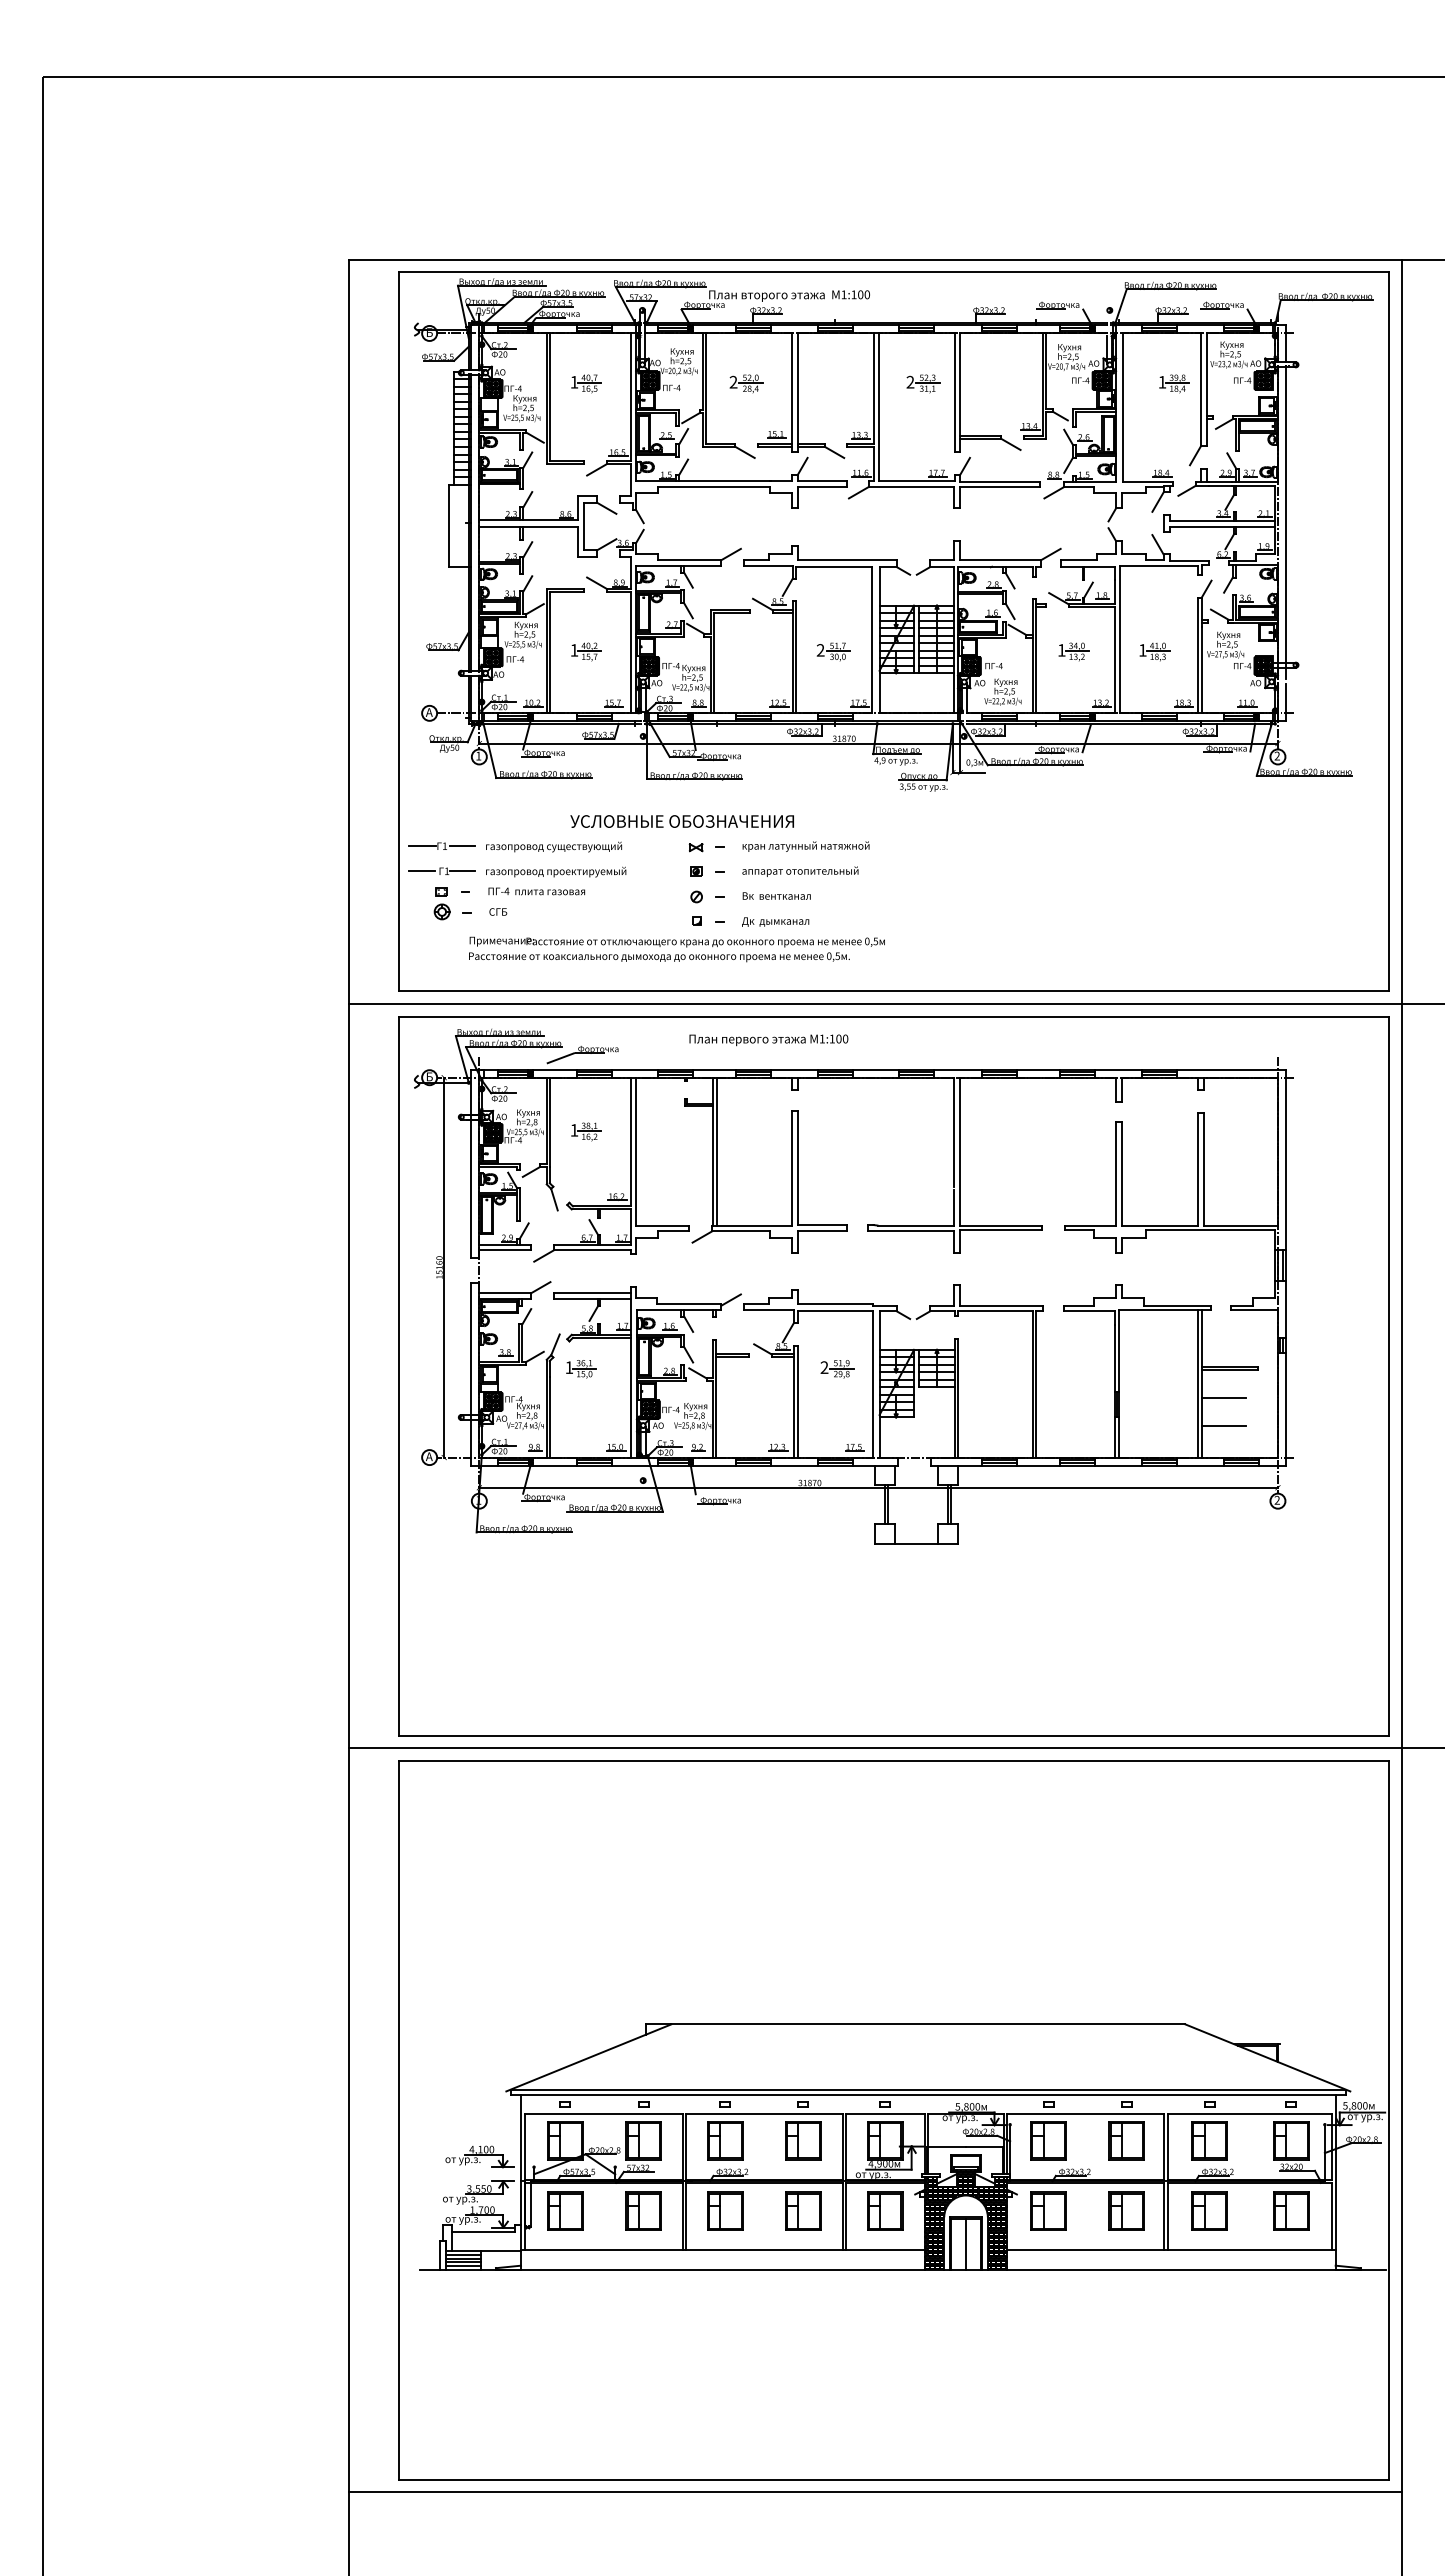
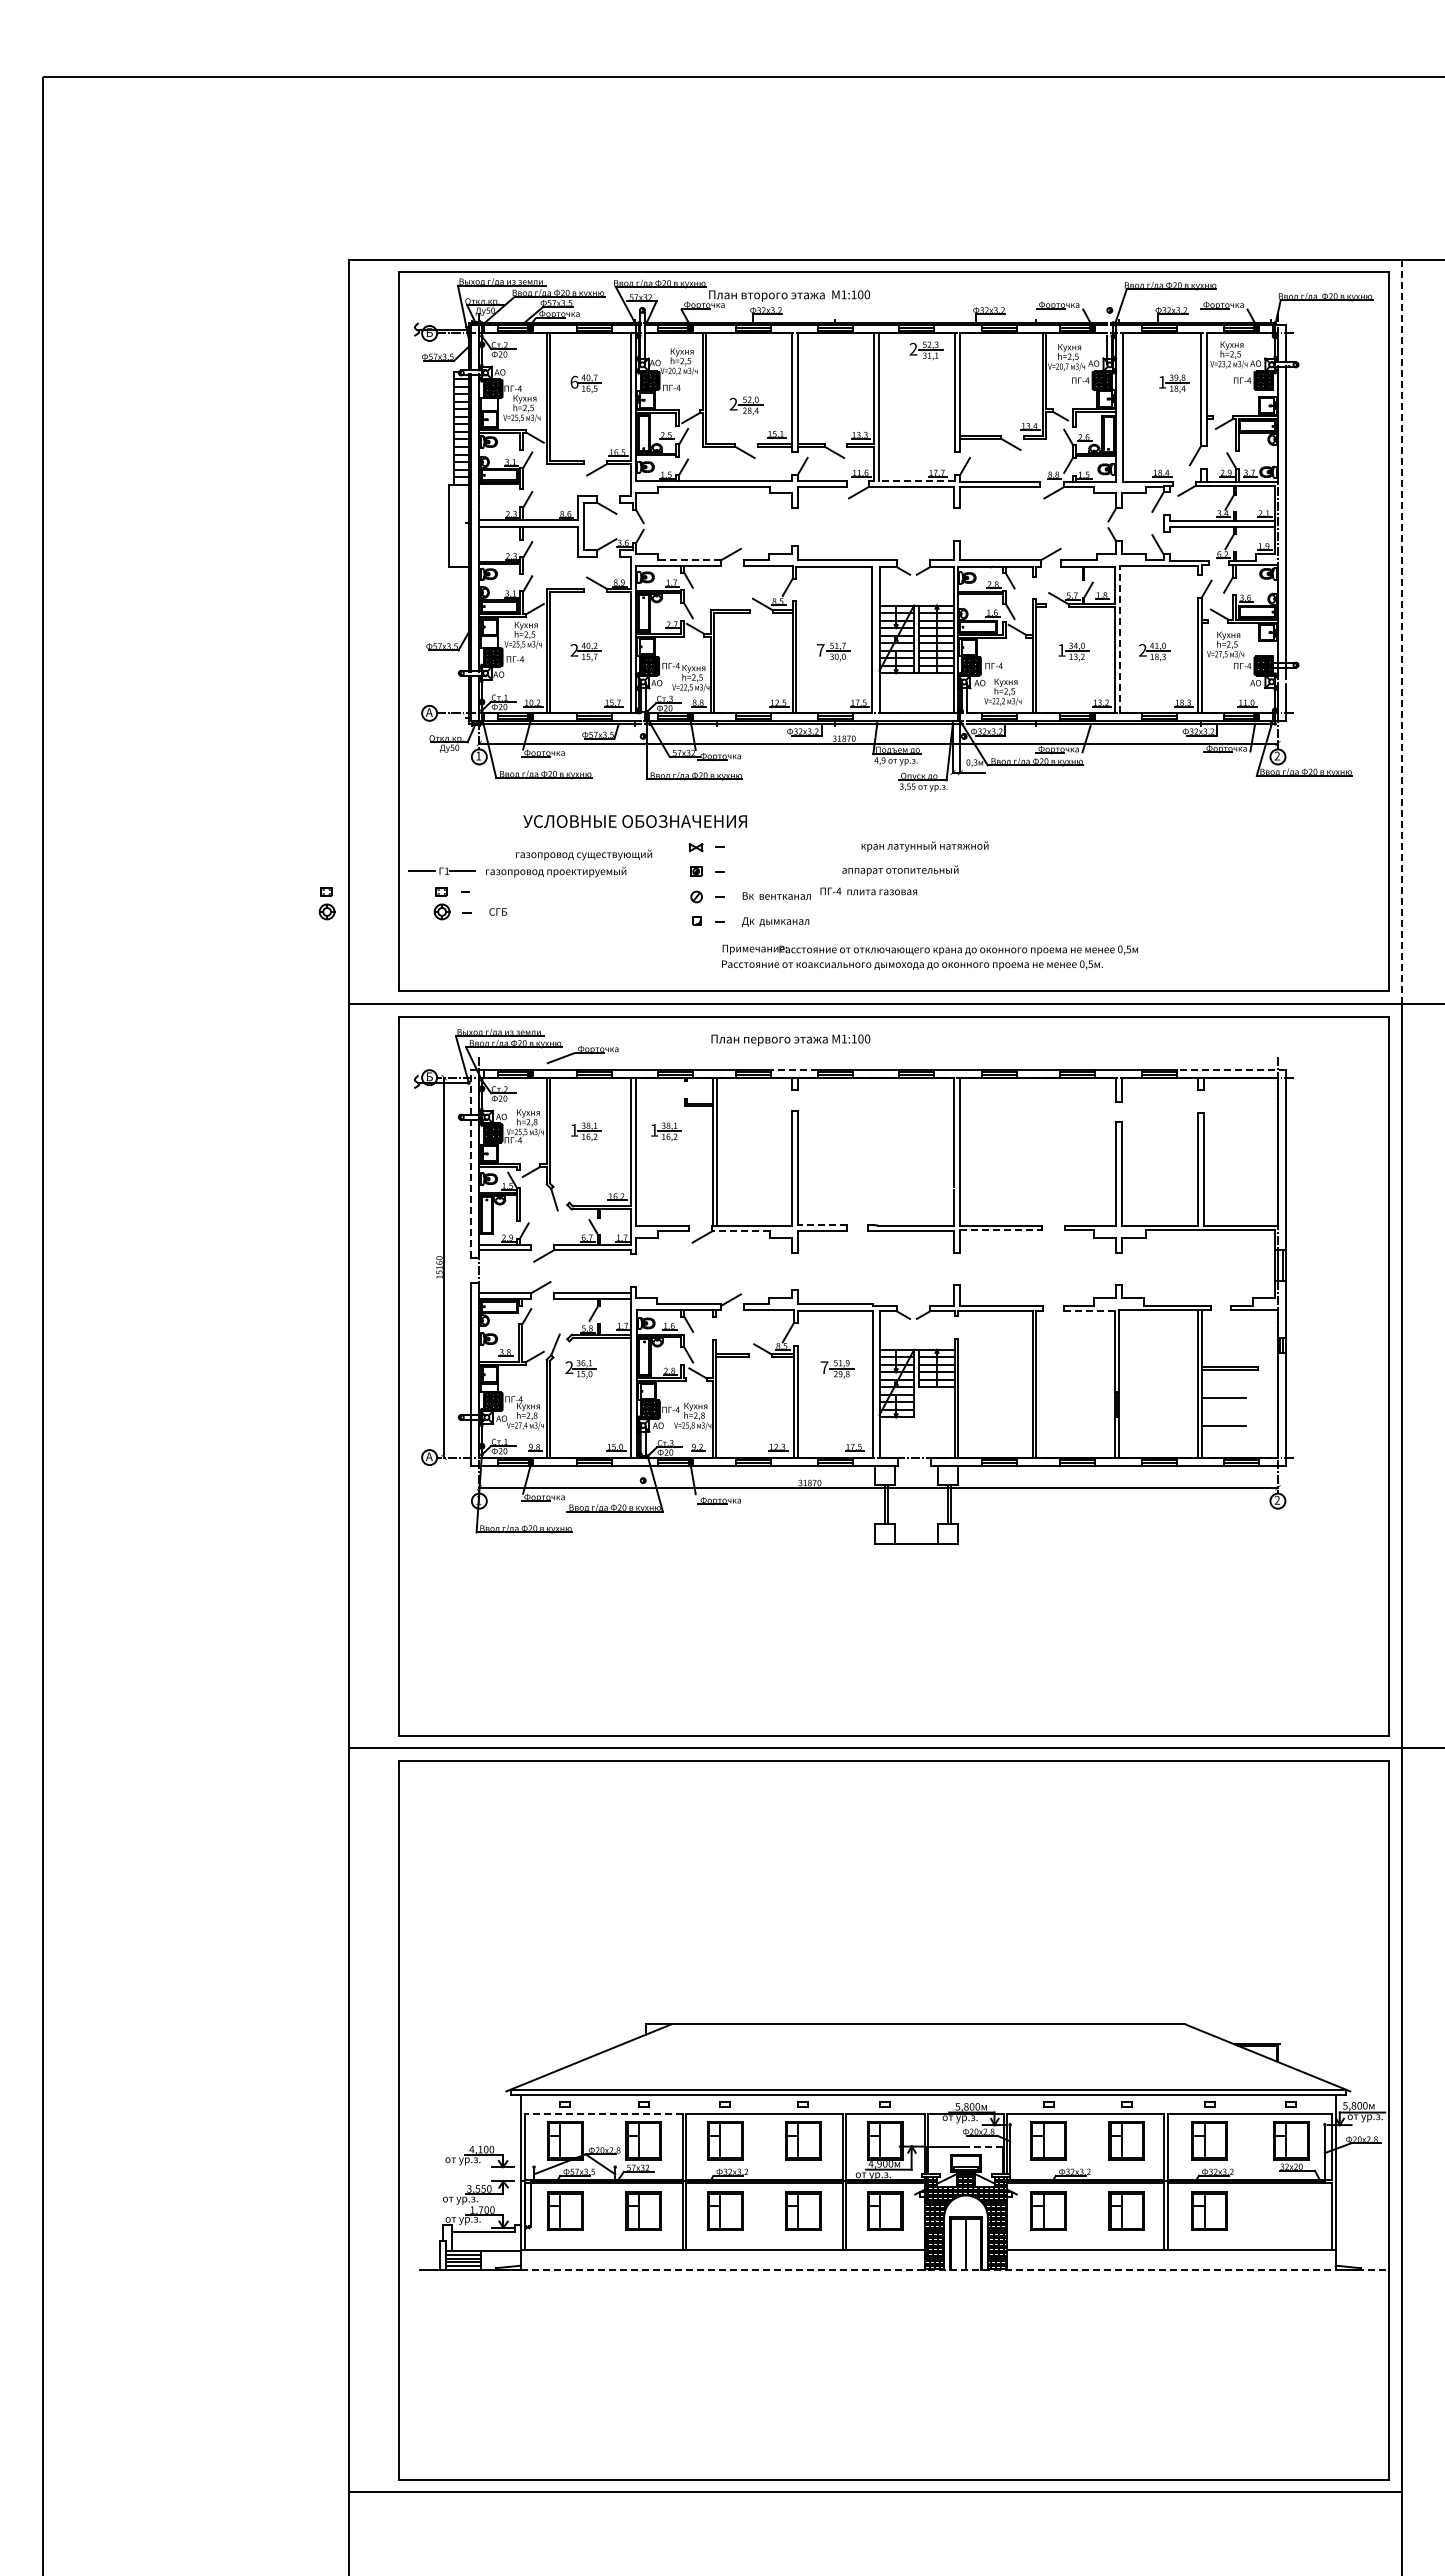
text: 1 -> 6 (574, 381)
part position: (746, 383) -> (746, 405) (746, 405)
part position: (923, 383) -> (926, 350) (926, 350)
line: solid -> dashed (917, 481)
line: solid -> dashed (689, 560)
line: solid -> dashed (1401, 632)
line: solid -> dashed (1119, 639)
text: 1 -> 2 (574, 650)
text: 2 -> 7 (820, 650)
text: 1 -> 2 (1142, 650)
text position: (681, 821) -> (634, 821) (634, 821)
part: present -> none (441, 845)
text position: (553, 846) -> (583, 854) (583, 854)
text position: (805, 846) -> (924, 846) (924, 846)
text position: (800, 871) -> (900, 870) (900, 870)
text position: (536, 891) -> (868, 891) (868, 891)
part: none -> present (326, 903)
text position: (676, 949) -> (929, 957) (929, 957)
text position: (768, 1040) -> (790, 1040) (790, 1040)
line: solid -> dashed (794, 1069)
line: solid -> dashed (1231, 1069)
part: none -> present (666, 1131)
line: solid -> dashed (471, 1163)
line: solid -> dashed (822, 1225)
line: solid -> dashed (1001, 1230)
line: solid -> dashed (740, 1231)
line: solid -> dashed (1090, 1310)
text: 1 -> 2 (569, 1367)
text: 2 -> 7 (824, 1367)
line: solid -> dashed (603, 2114)
line: solid -> dashed (983, 2146)
part: present -> none (1291, 2210)
line: solid -> dashed (953, 2269)
